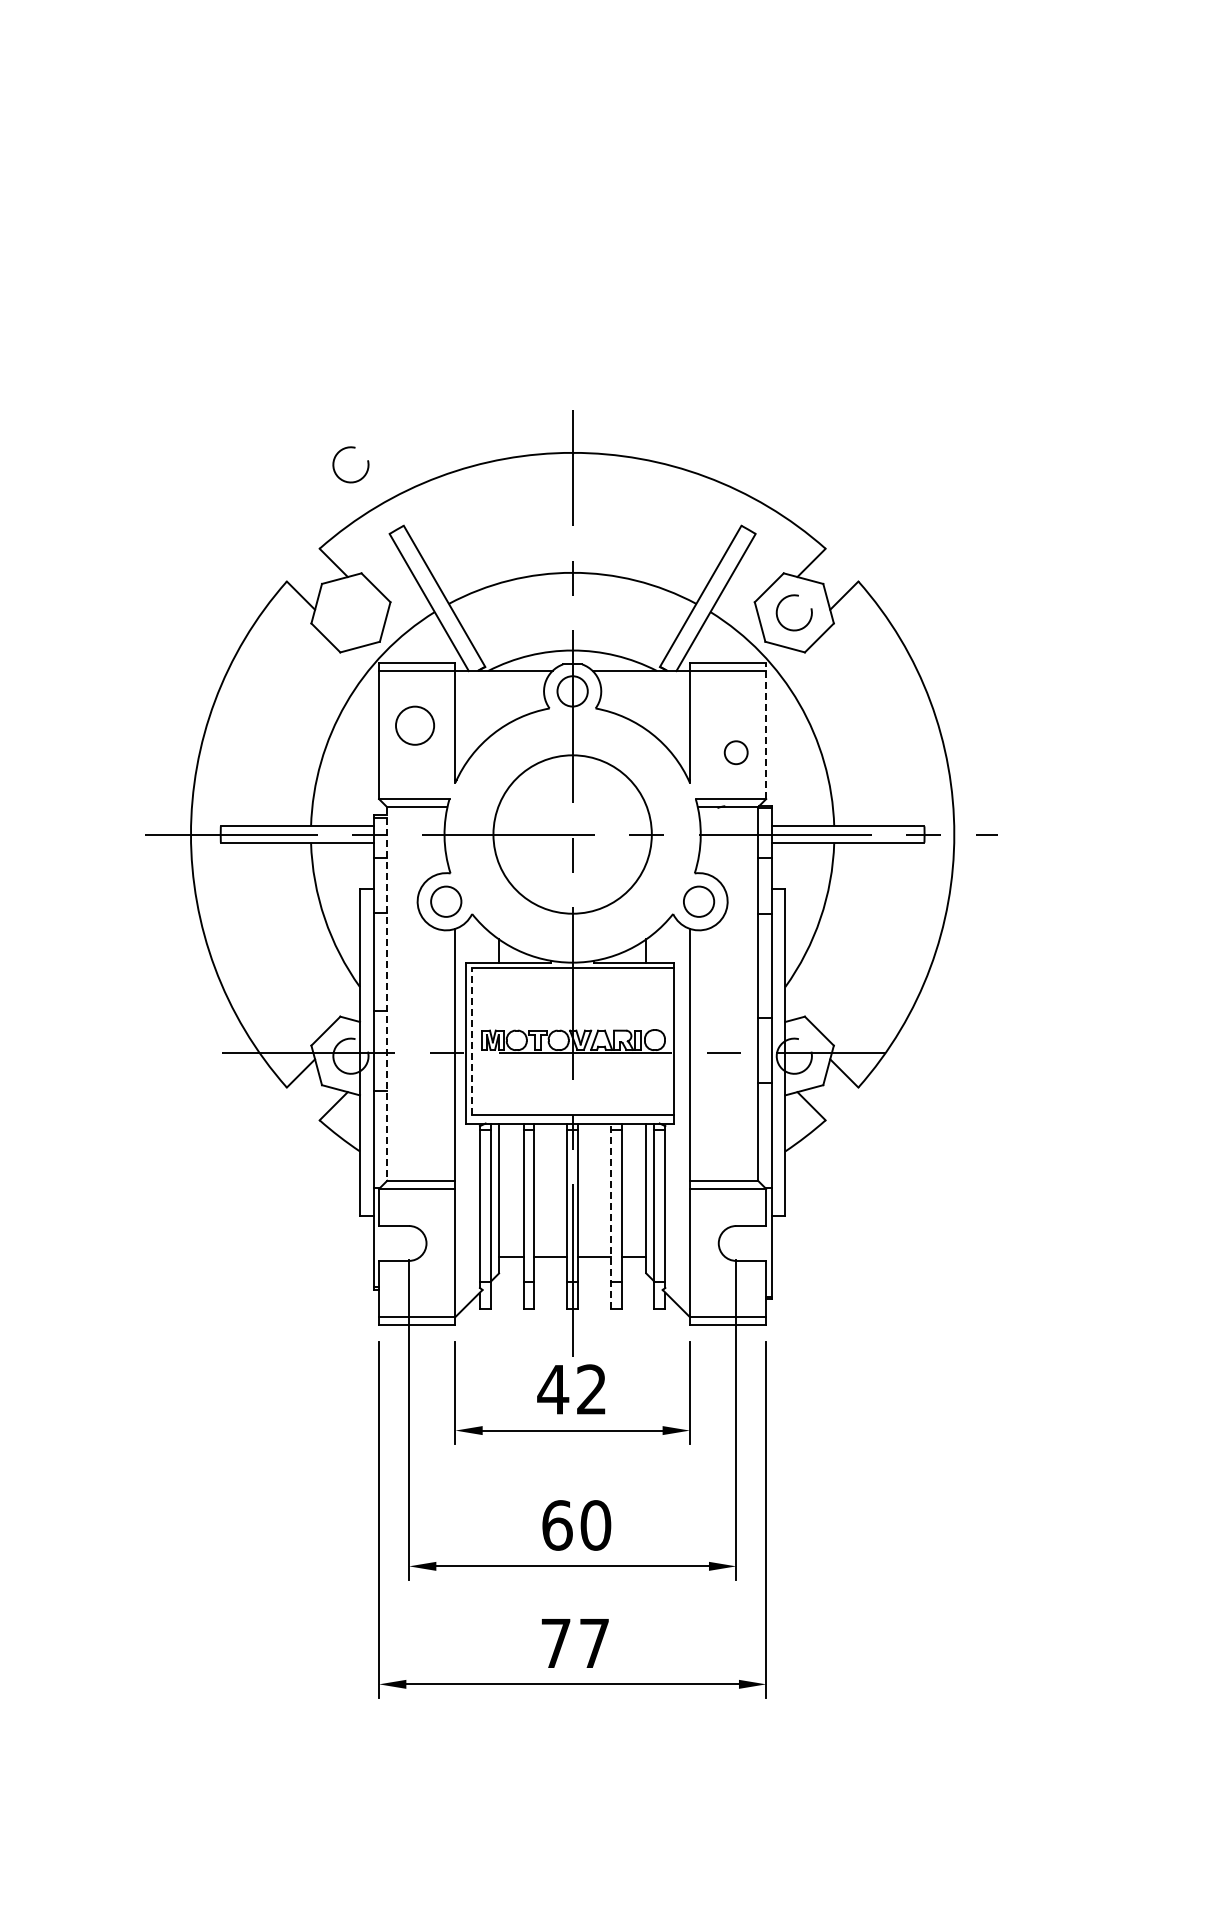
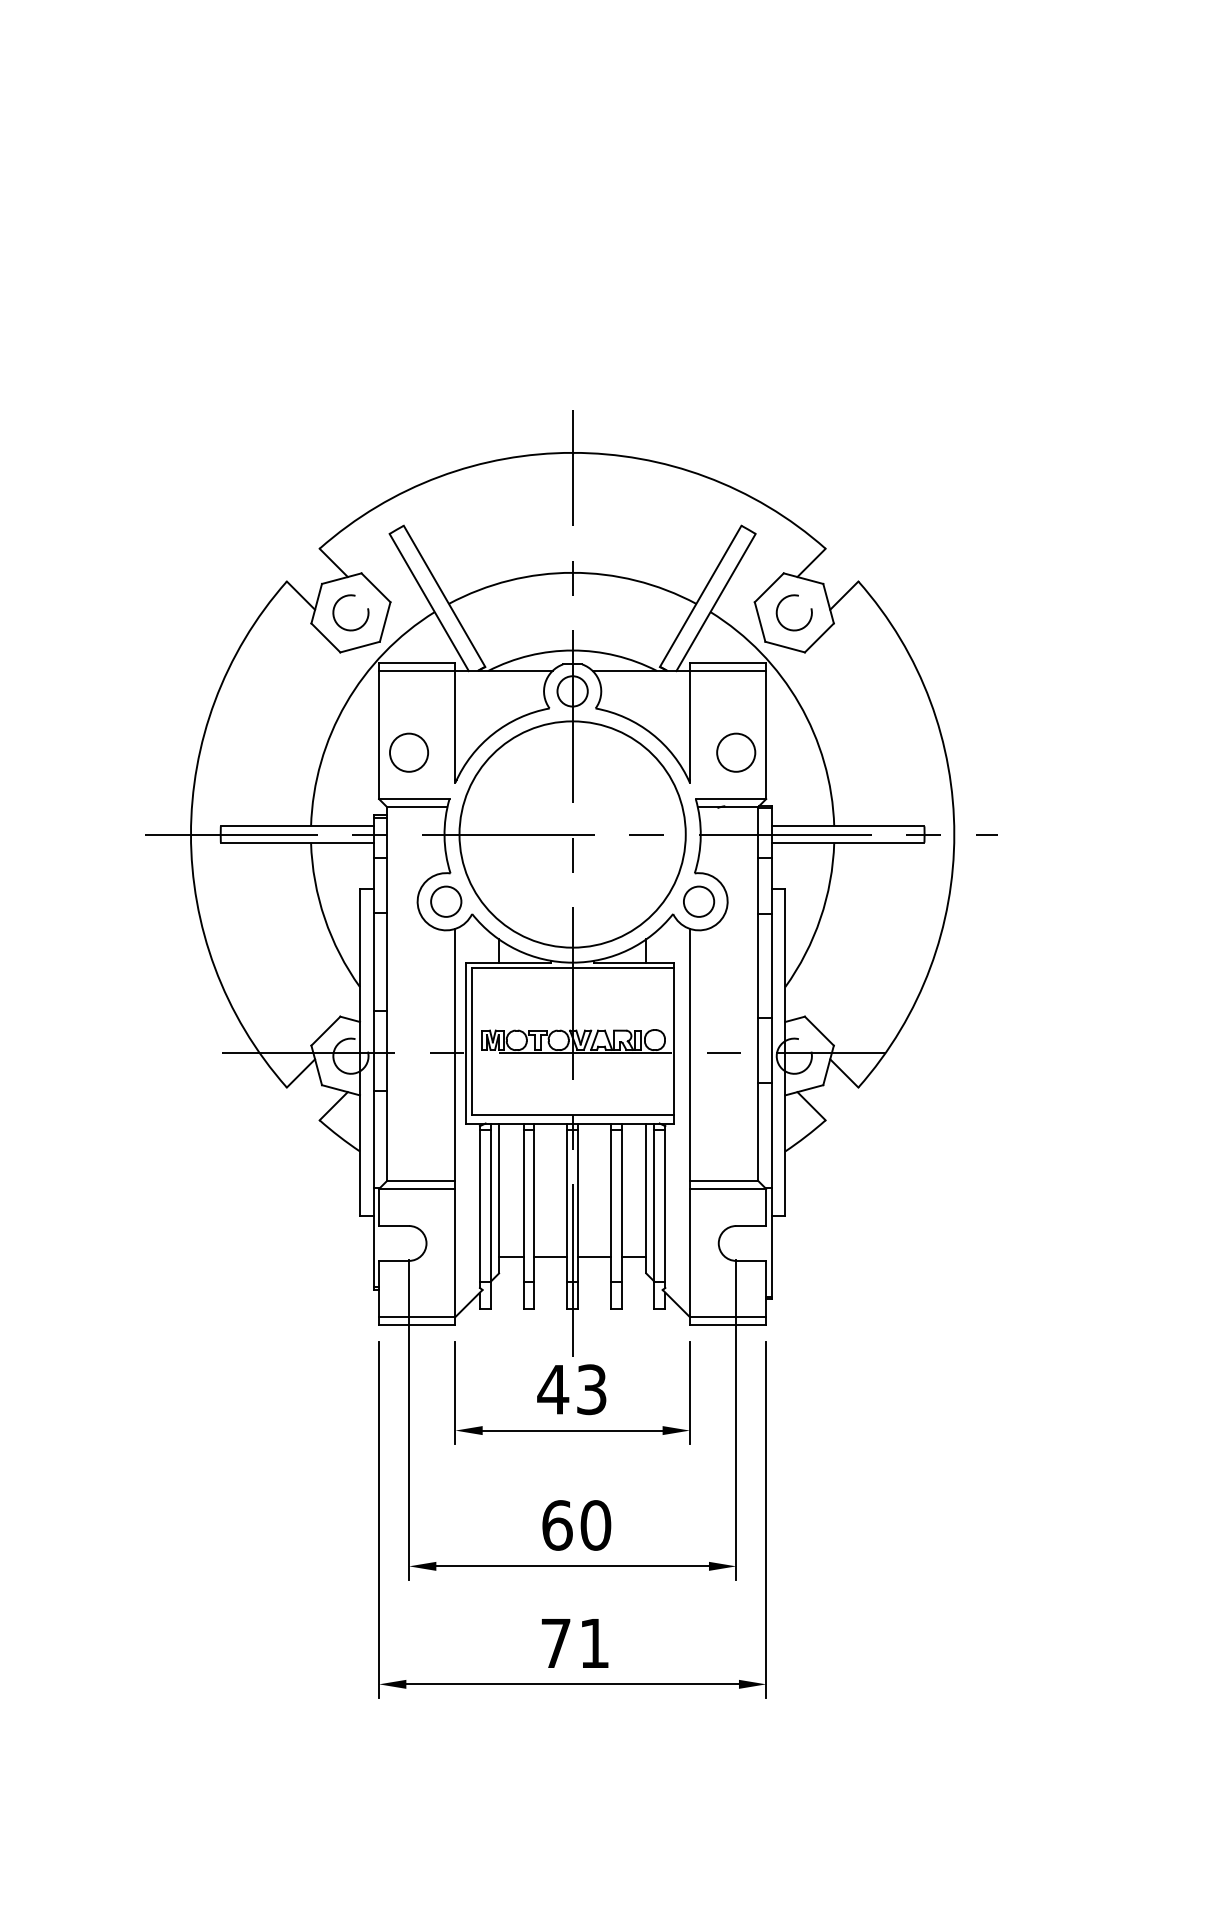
arc position: (345, 449) -> (345, 597) (345, 597)
circle position: (414, 725) -> (408, 752) (408, 752)
line: dashed -> solid (766, 730)
circle diameter: 23 px -> 38 px (736, 752)
circle diameter: 158 px -> 226 px (572, 834)
line: dashed -> solid (387, 994)
line: dashed -> solid (471, 1041)
line: dashed -> solid (610, 1216)
text: 42 -> 43 (591, 1389)
text: 77 -> 71 (594, 1643)
